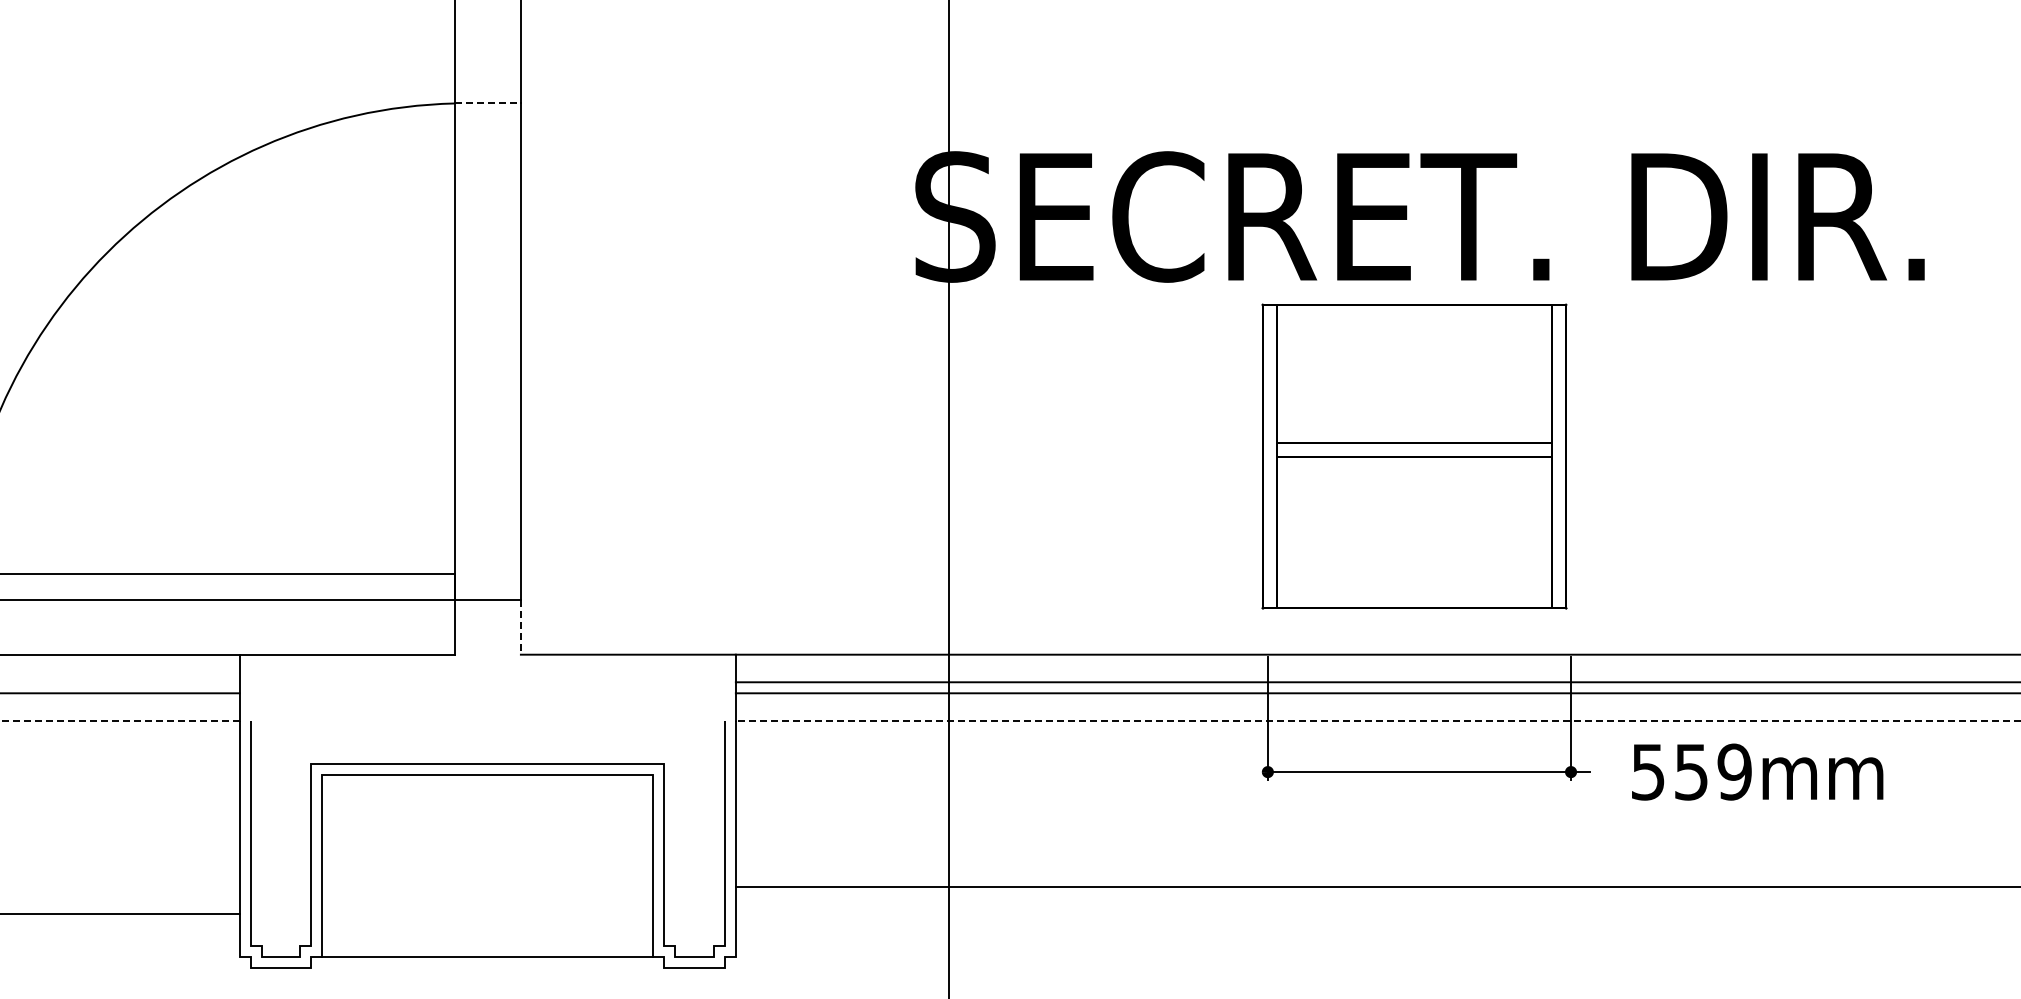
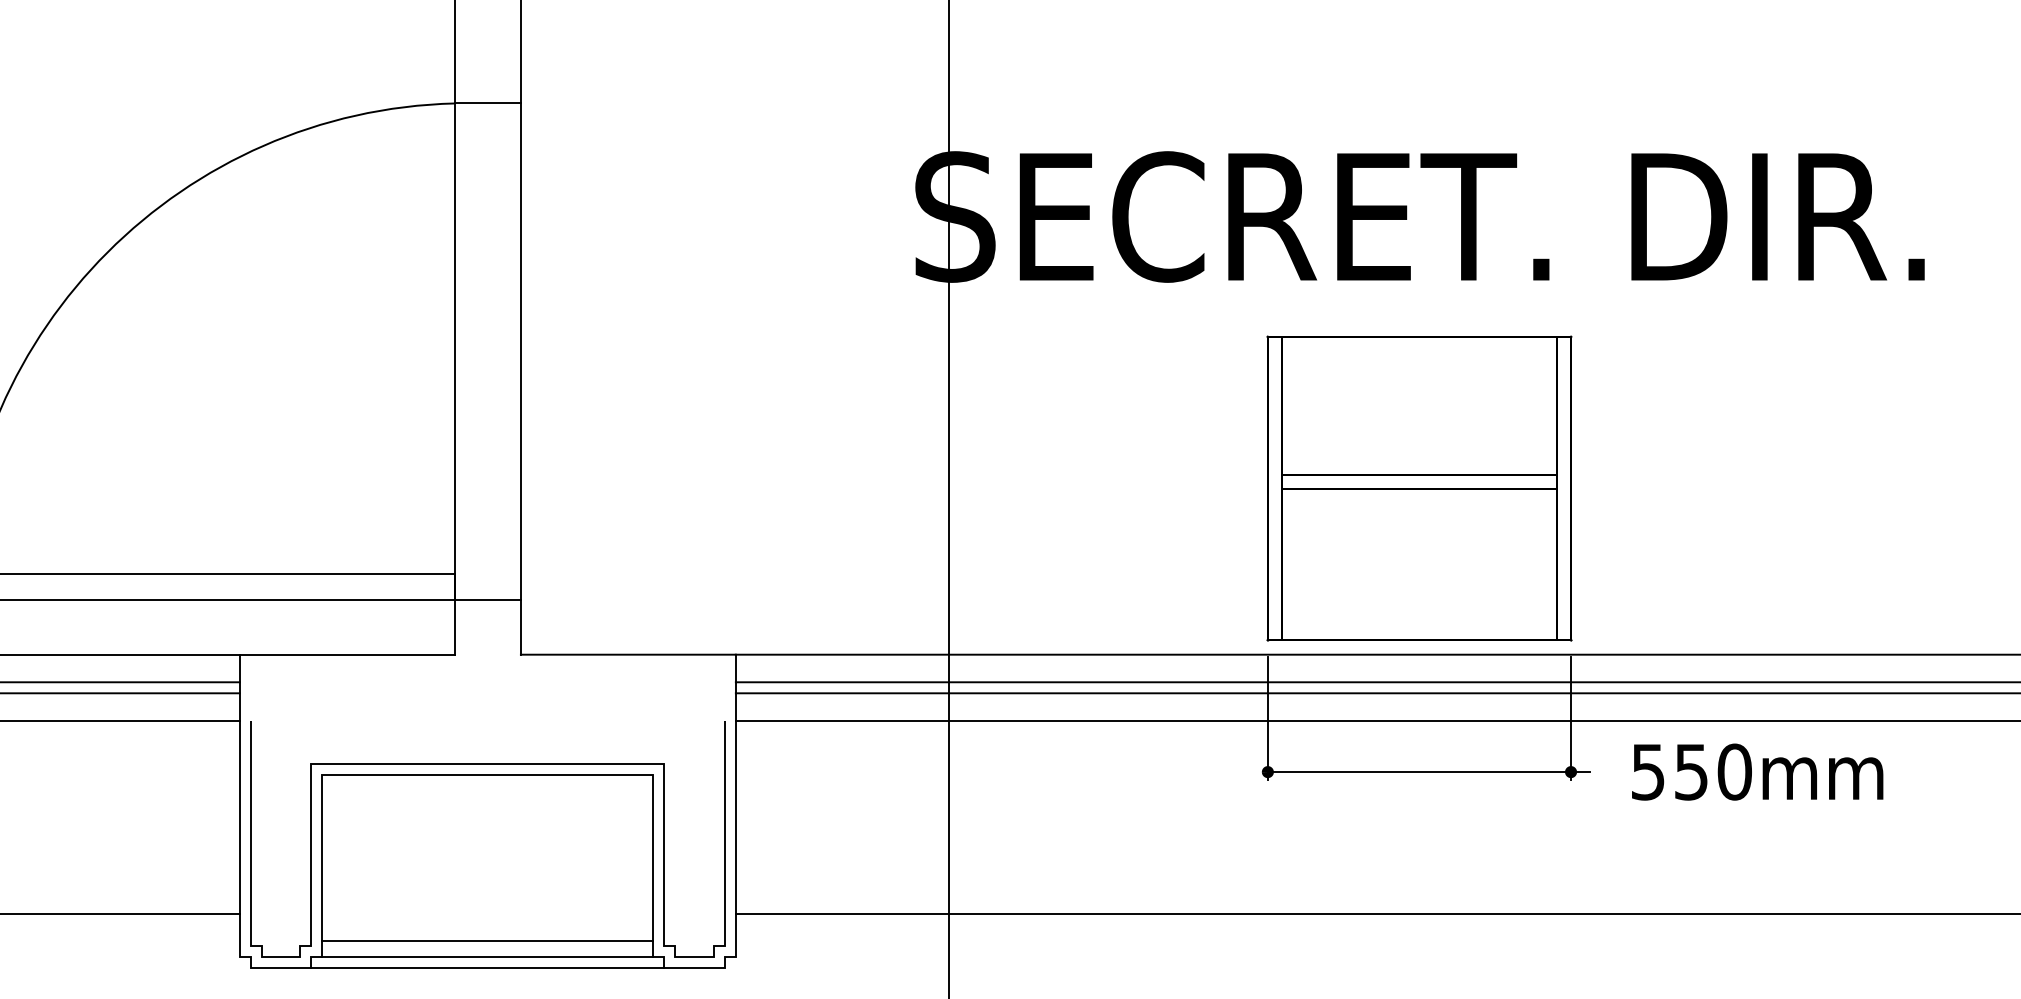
line: dashed -> solid (488, 103)
part position: (1414, 456) -> (1419, 488) (1419, 488)
line: dashed -> solid (520, 627)
line: none -> present (120, 682)
line: dashed -> solid (119, 720)
line: dashed -> solid (1377, 720)
text: 559mm -> 550mm (1734, 771)
line position: (1376, 886) -> (1376, 913) (1376, 913)
line: none -> present (487, 940)
line: none -> present (487, 968)
